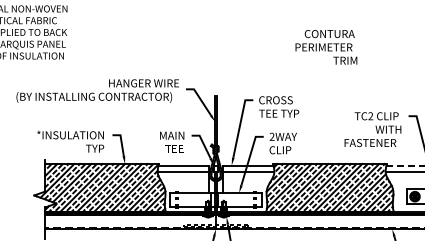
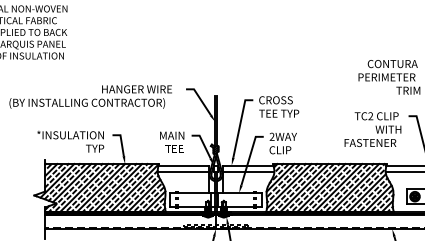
text position: (326, 47) -> (389, 77) (389, 77)
text position: (97, 90) -> (90, 96) (90, 96)
line: dashed -> solid (405, 165)
